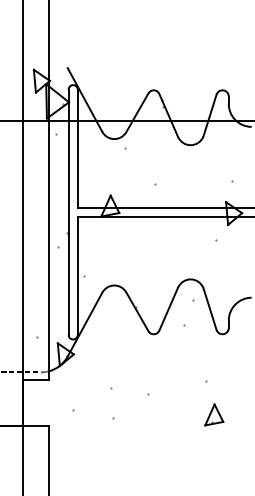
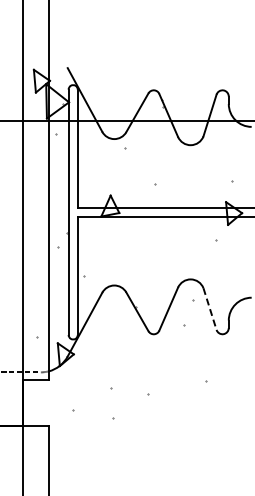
line: solid -> dashed (210, 309)
part: present -> none (214, 414)
